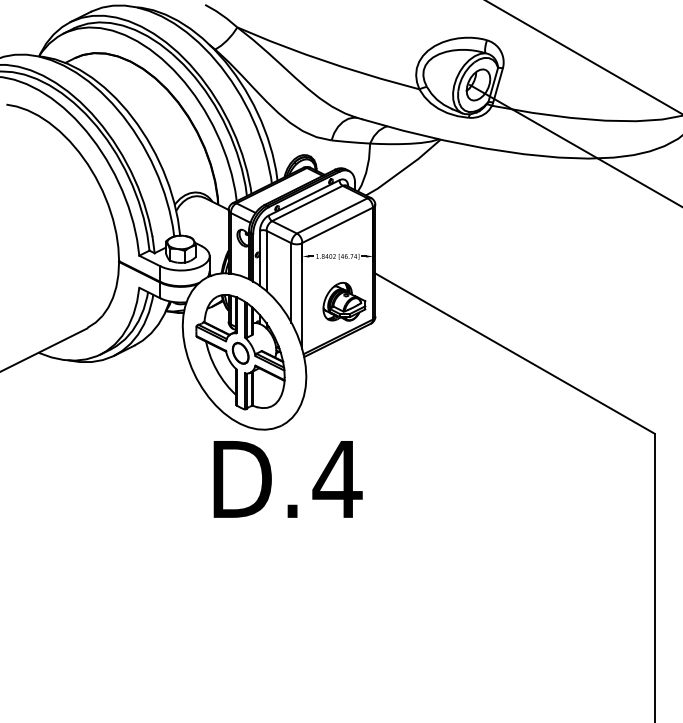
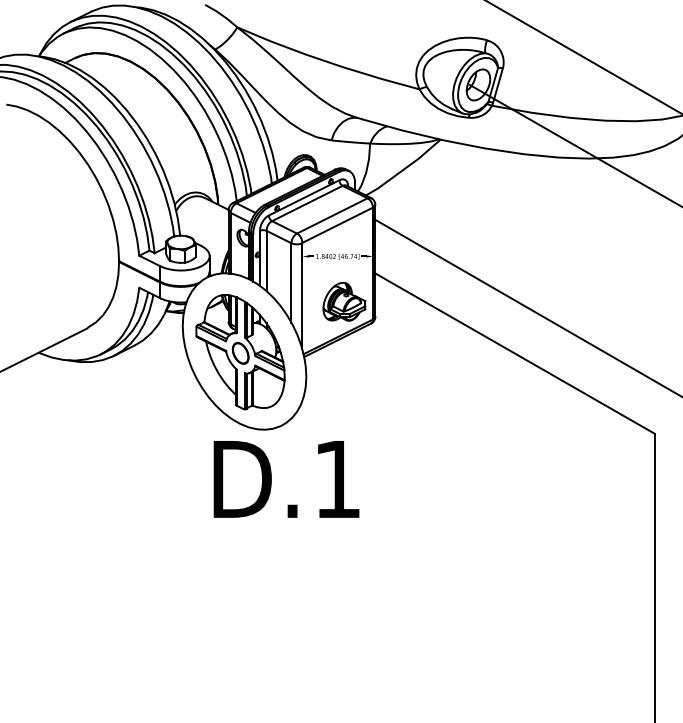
line: none -> present (527, 307)
text: D.4 -> D.1 (337, 479)
